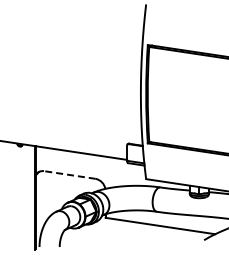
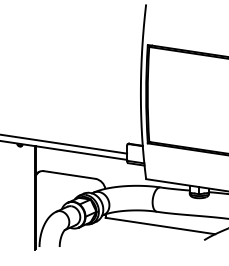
line: none -> present (64, 143)
line: dashed -> solid (69, 174)
